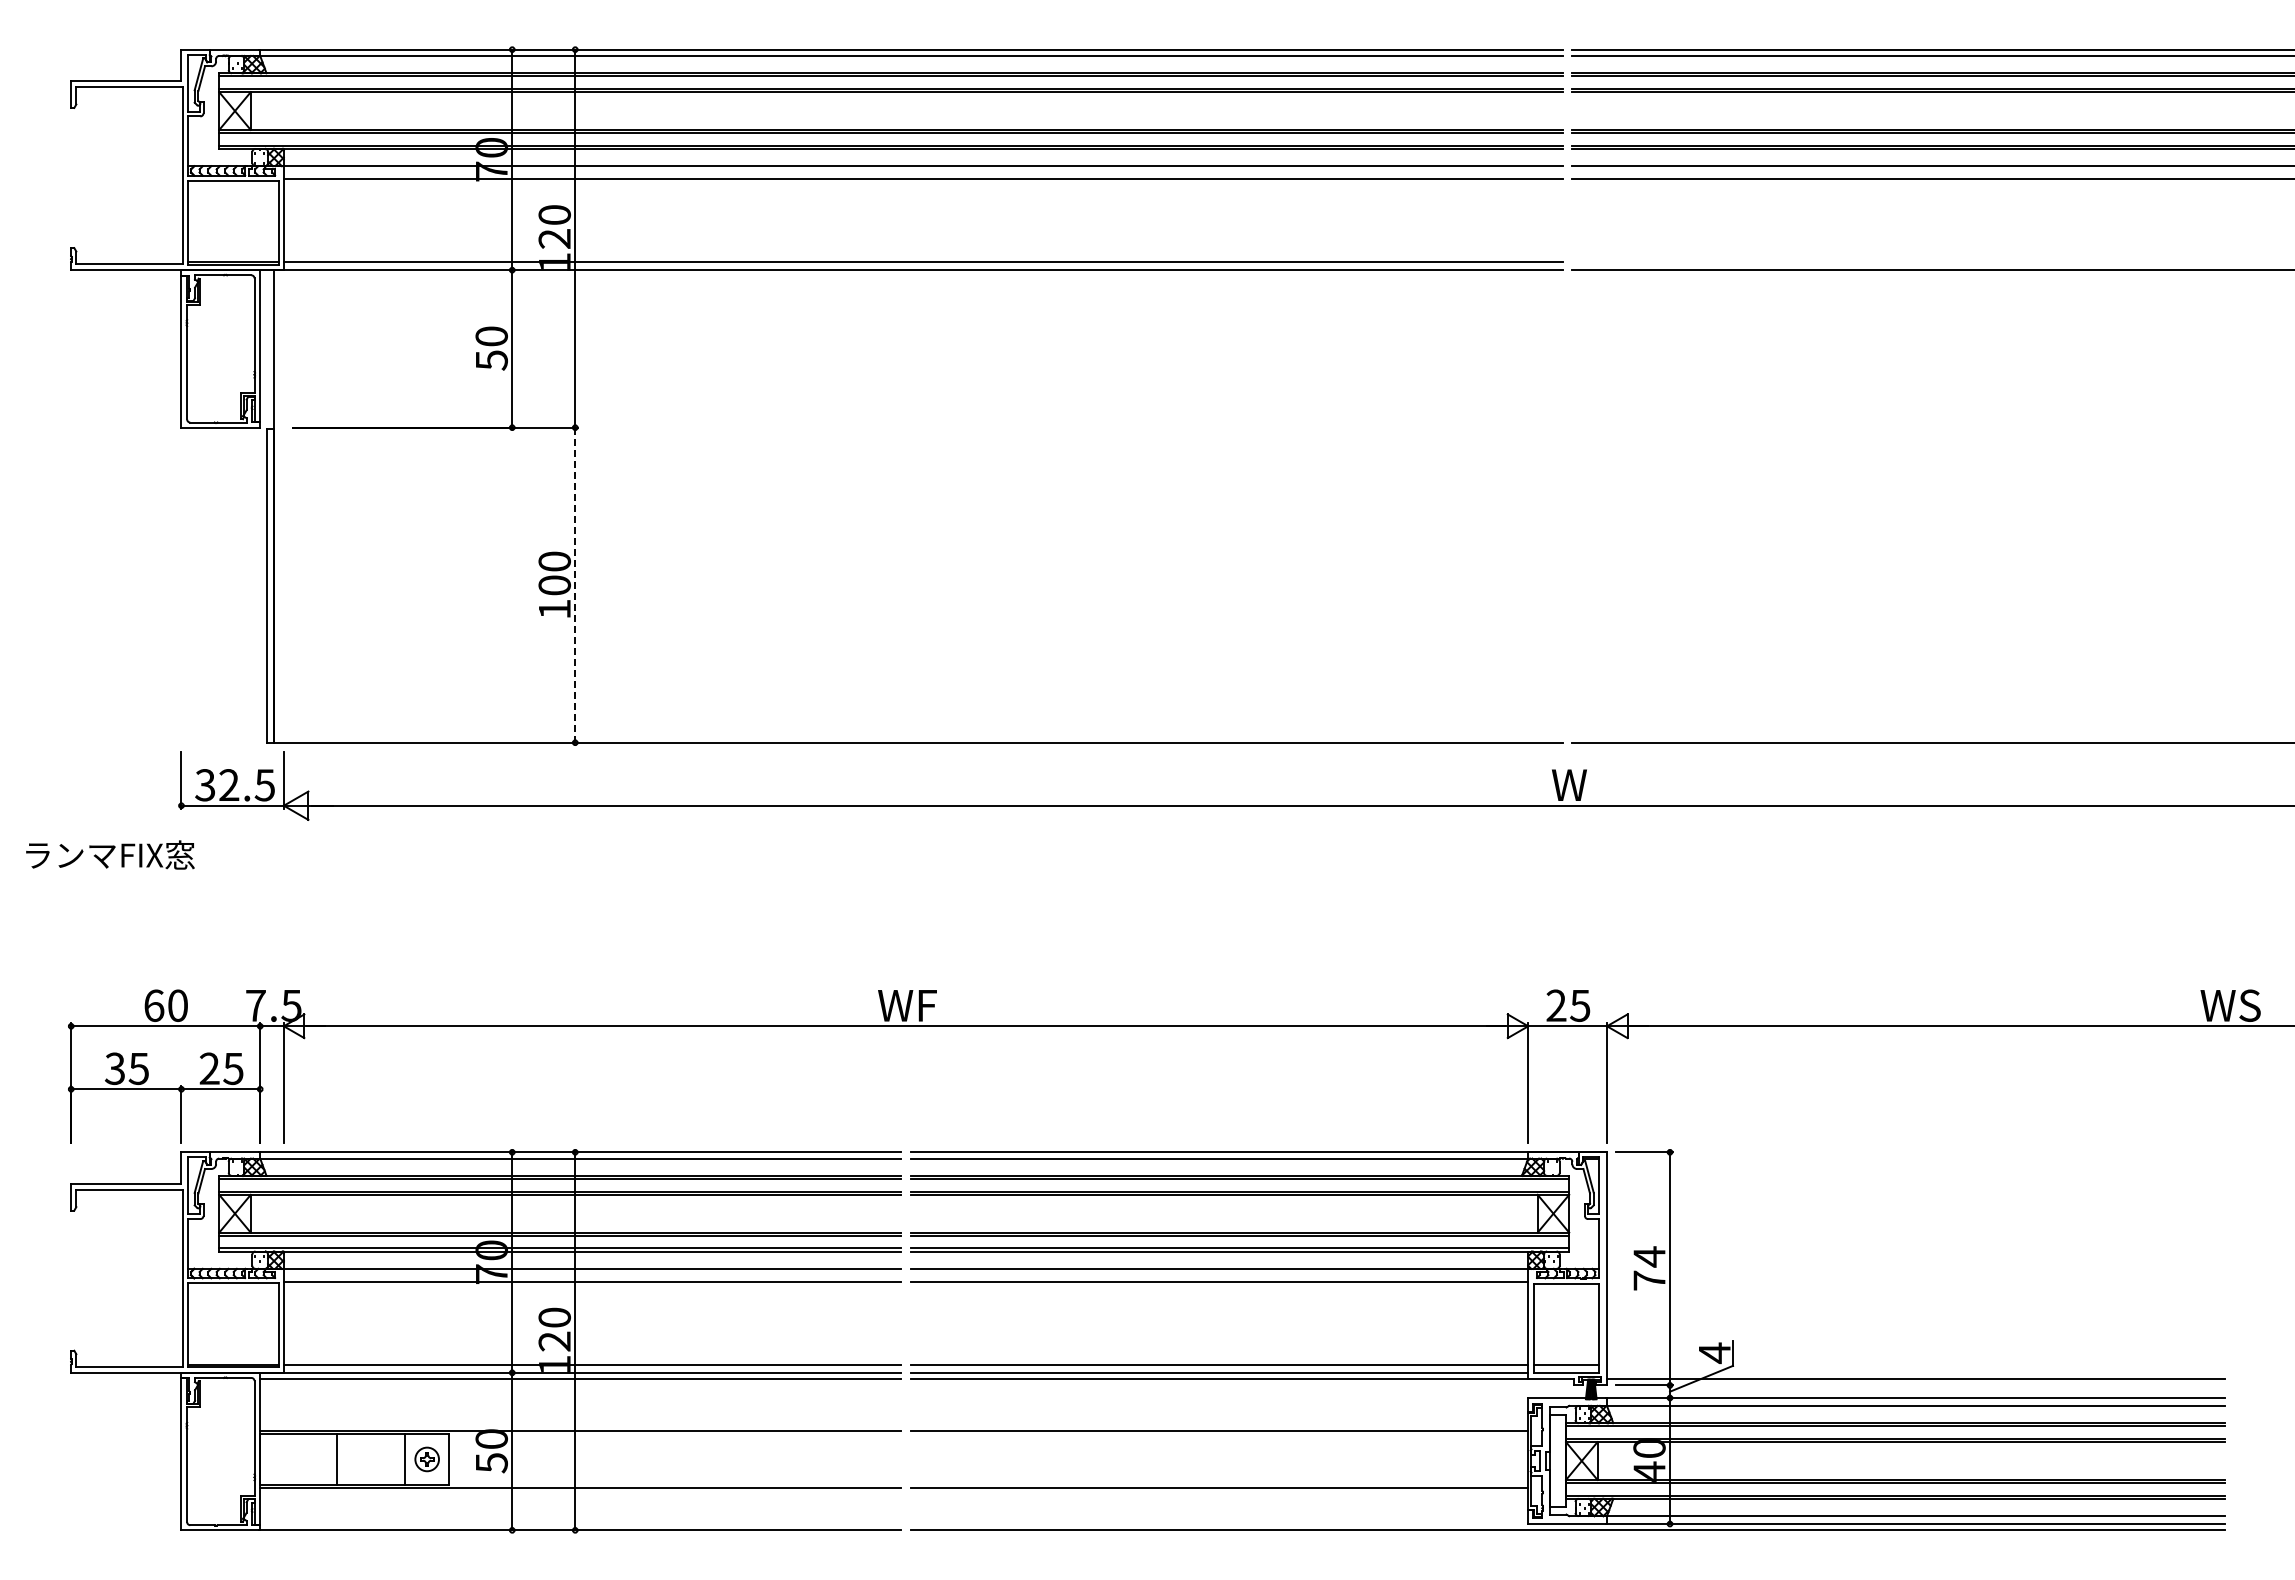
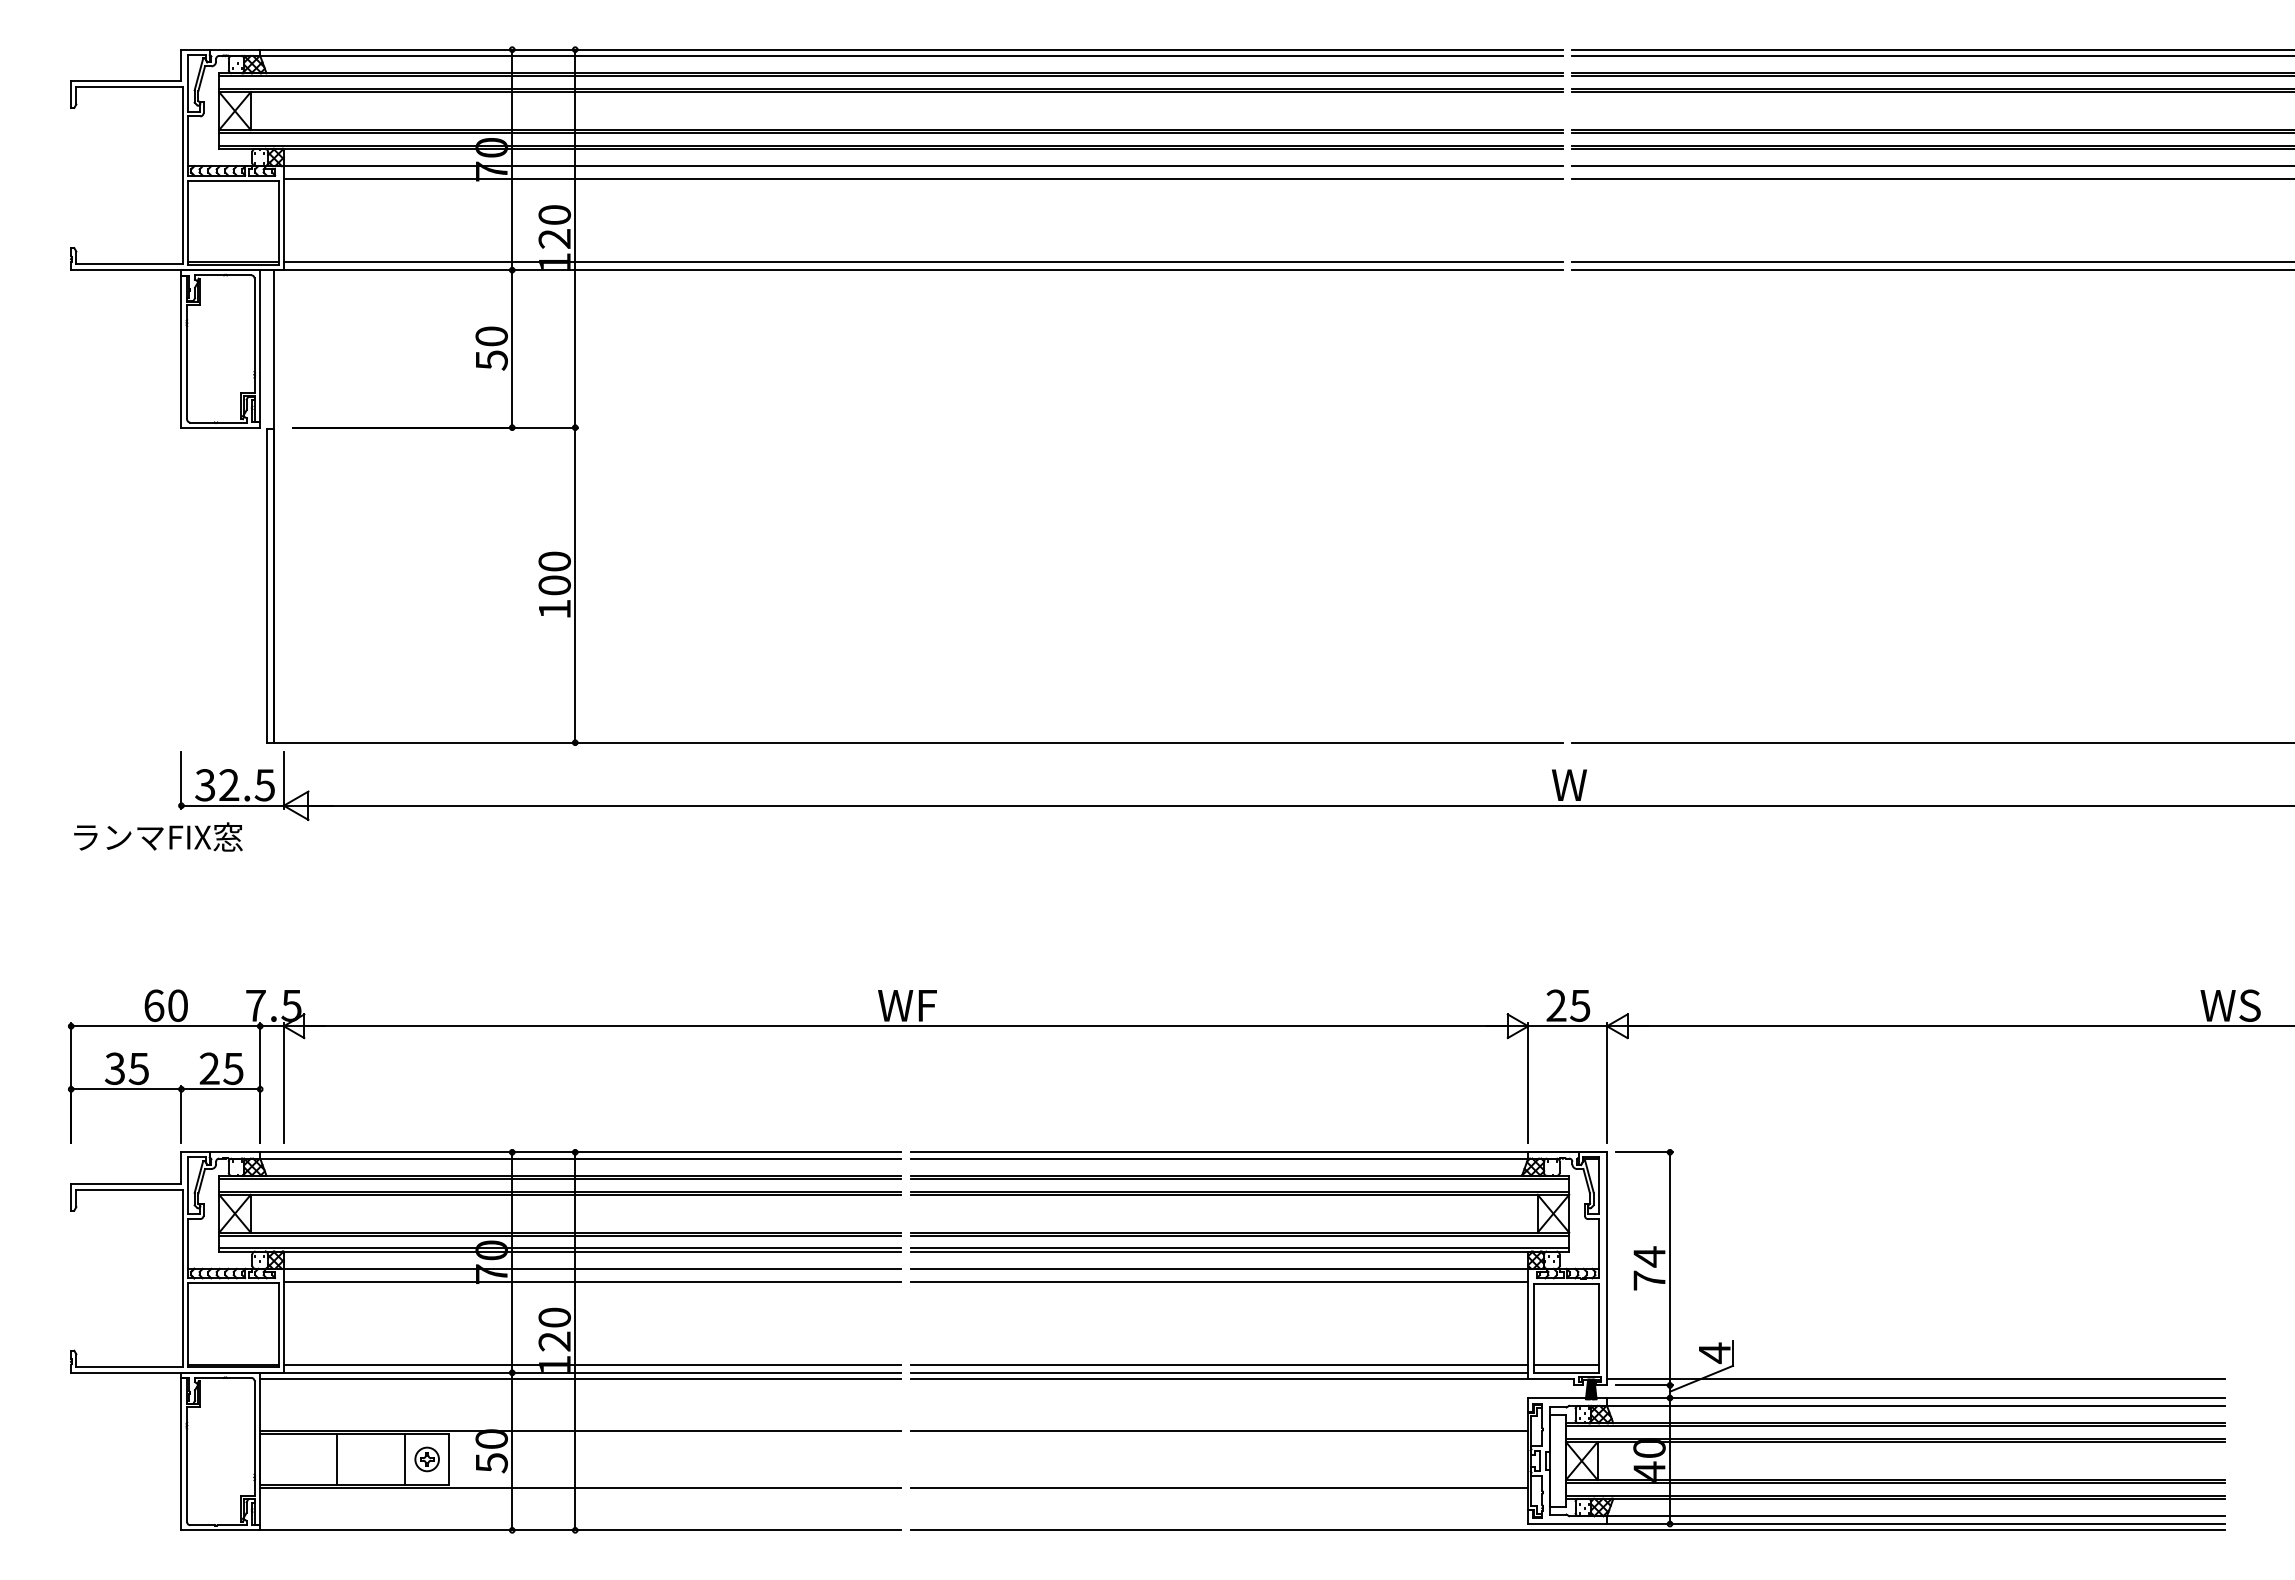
line: none -> present (1931, 262)
line: dashed -> solid (575, 585)
text position: (110, 854) -> (158, 836) (158, 836)
